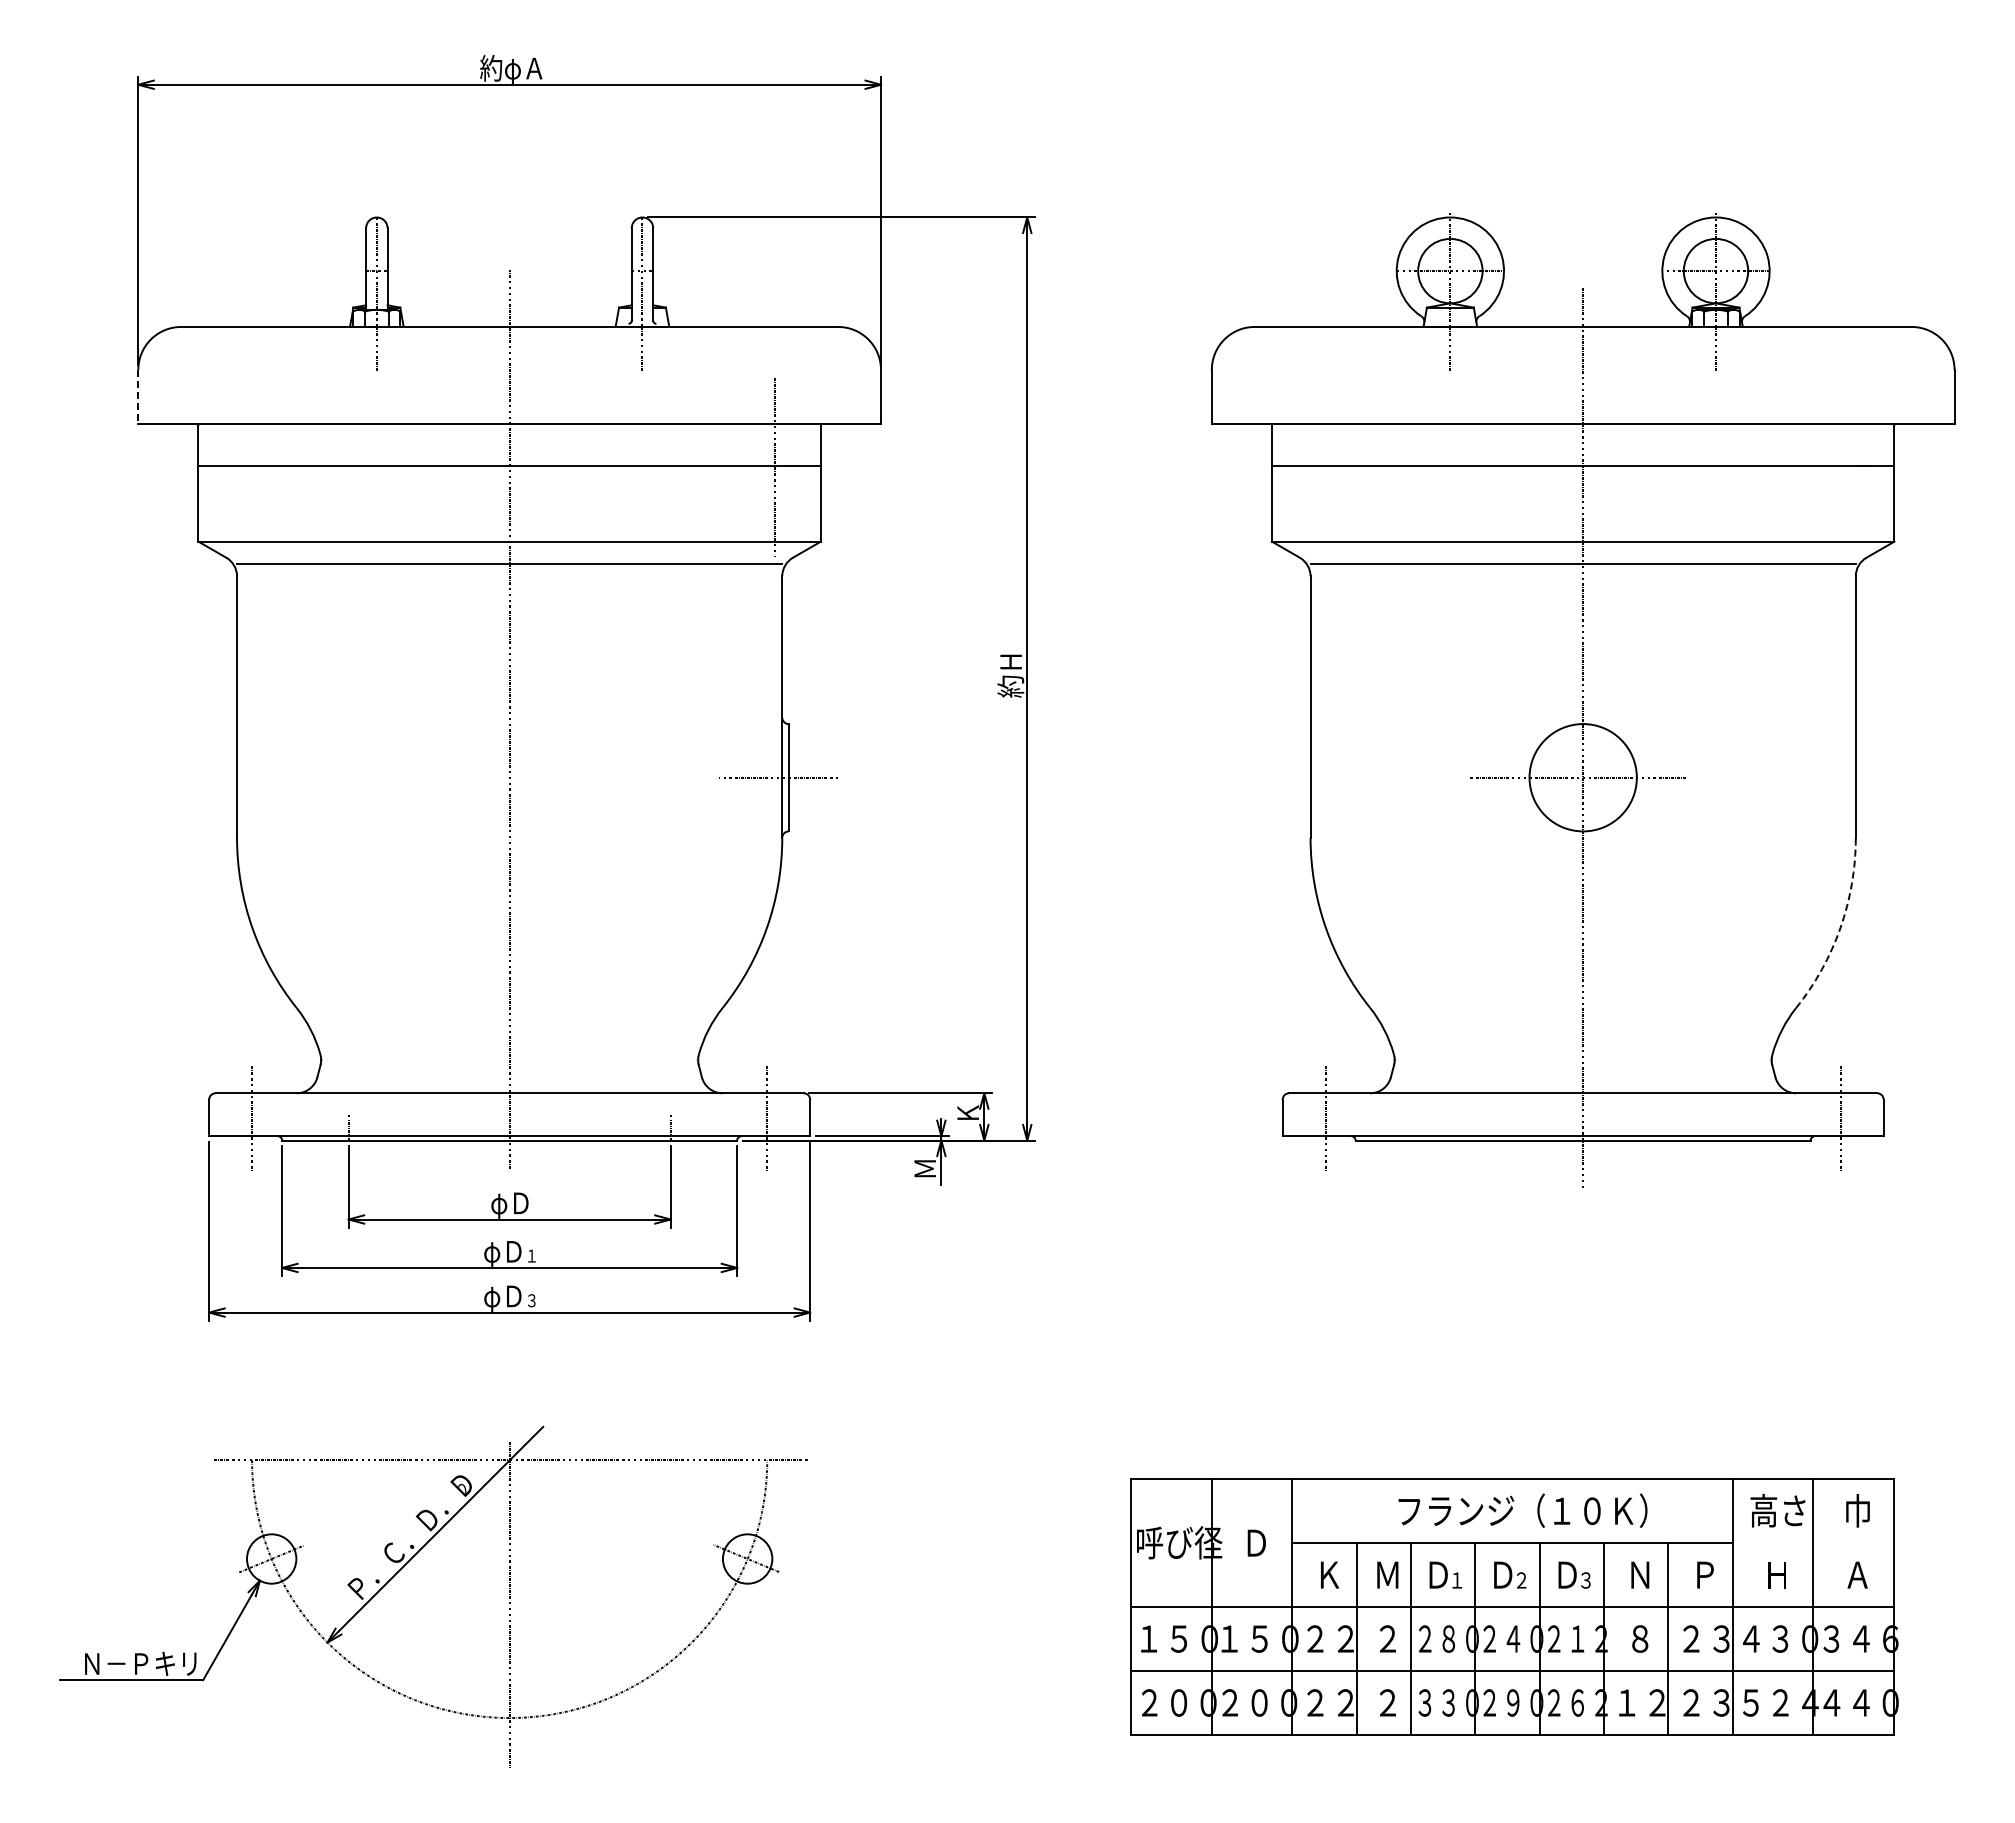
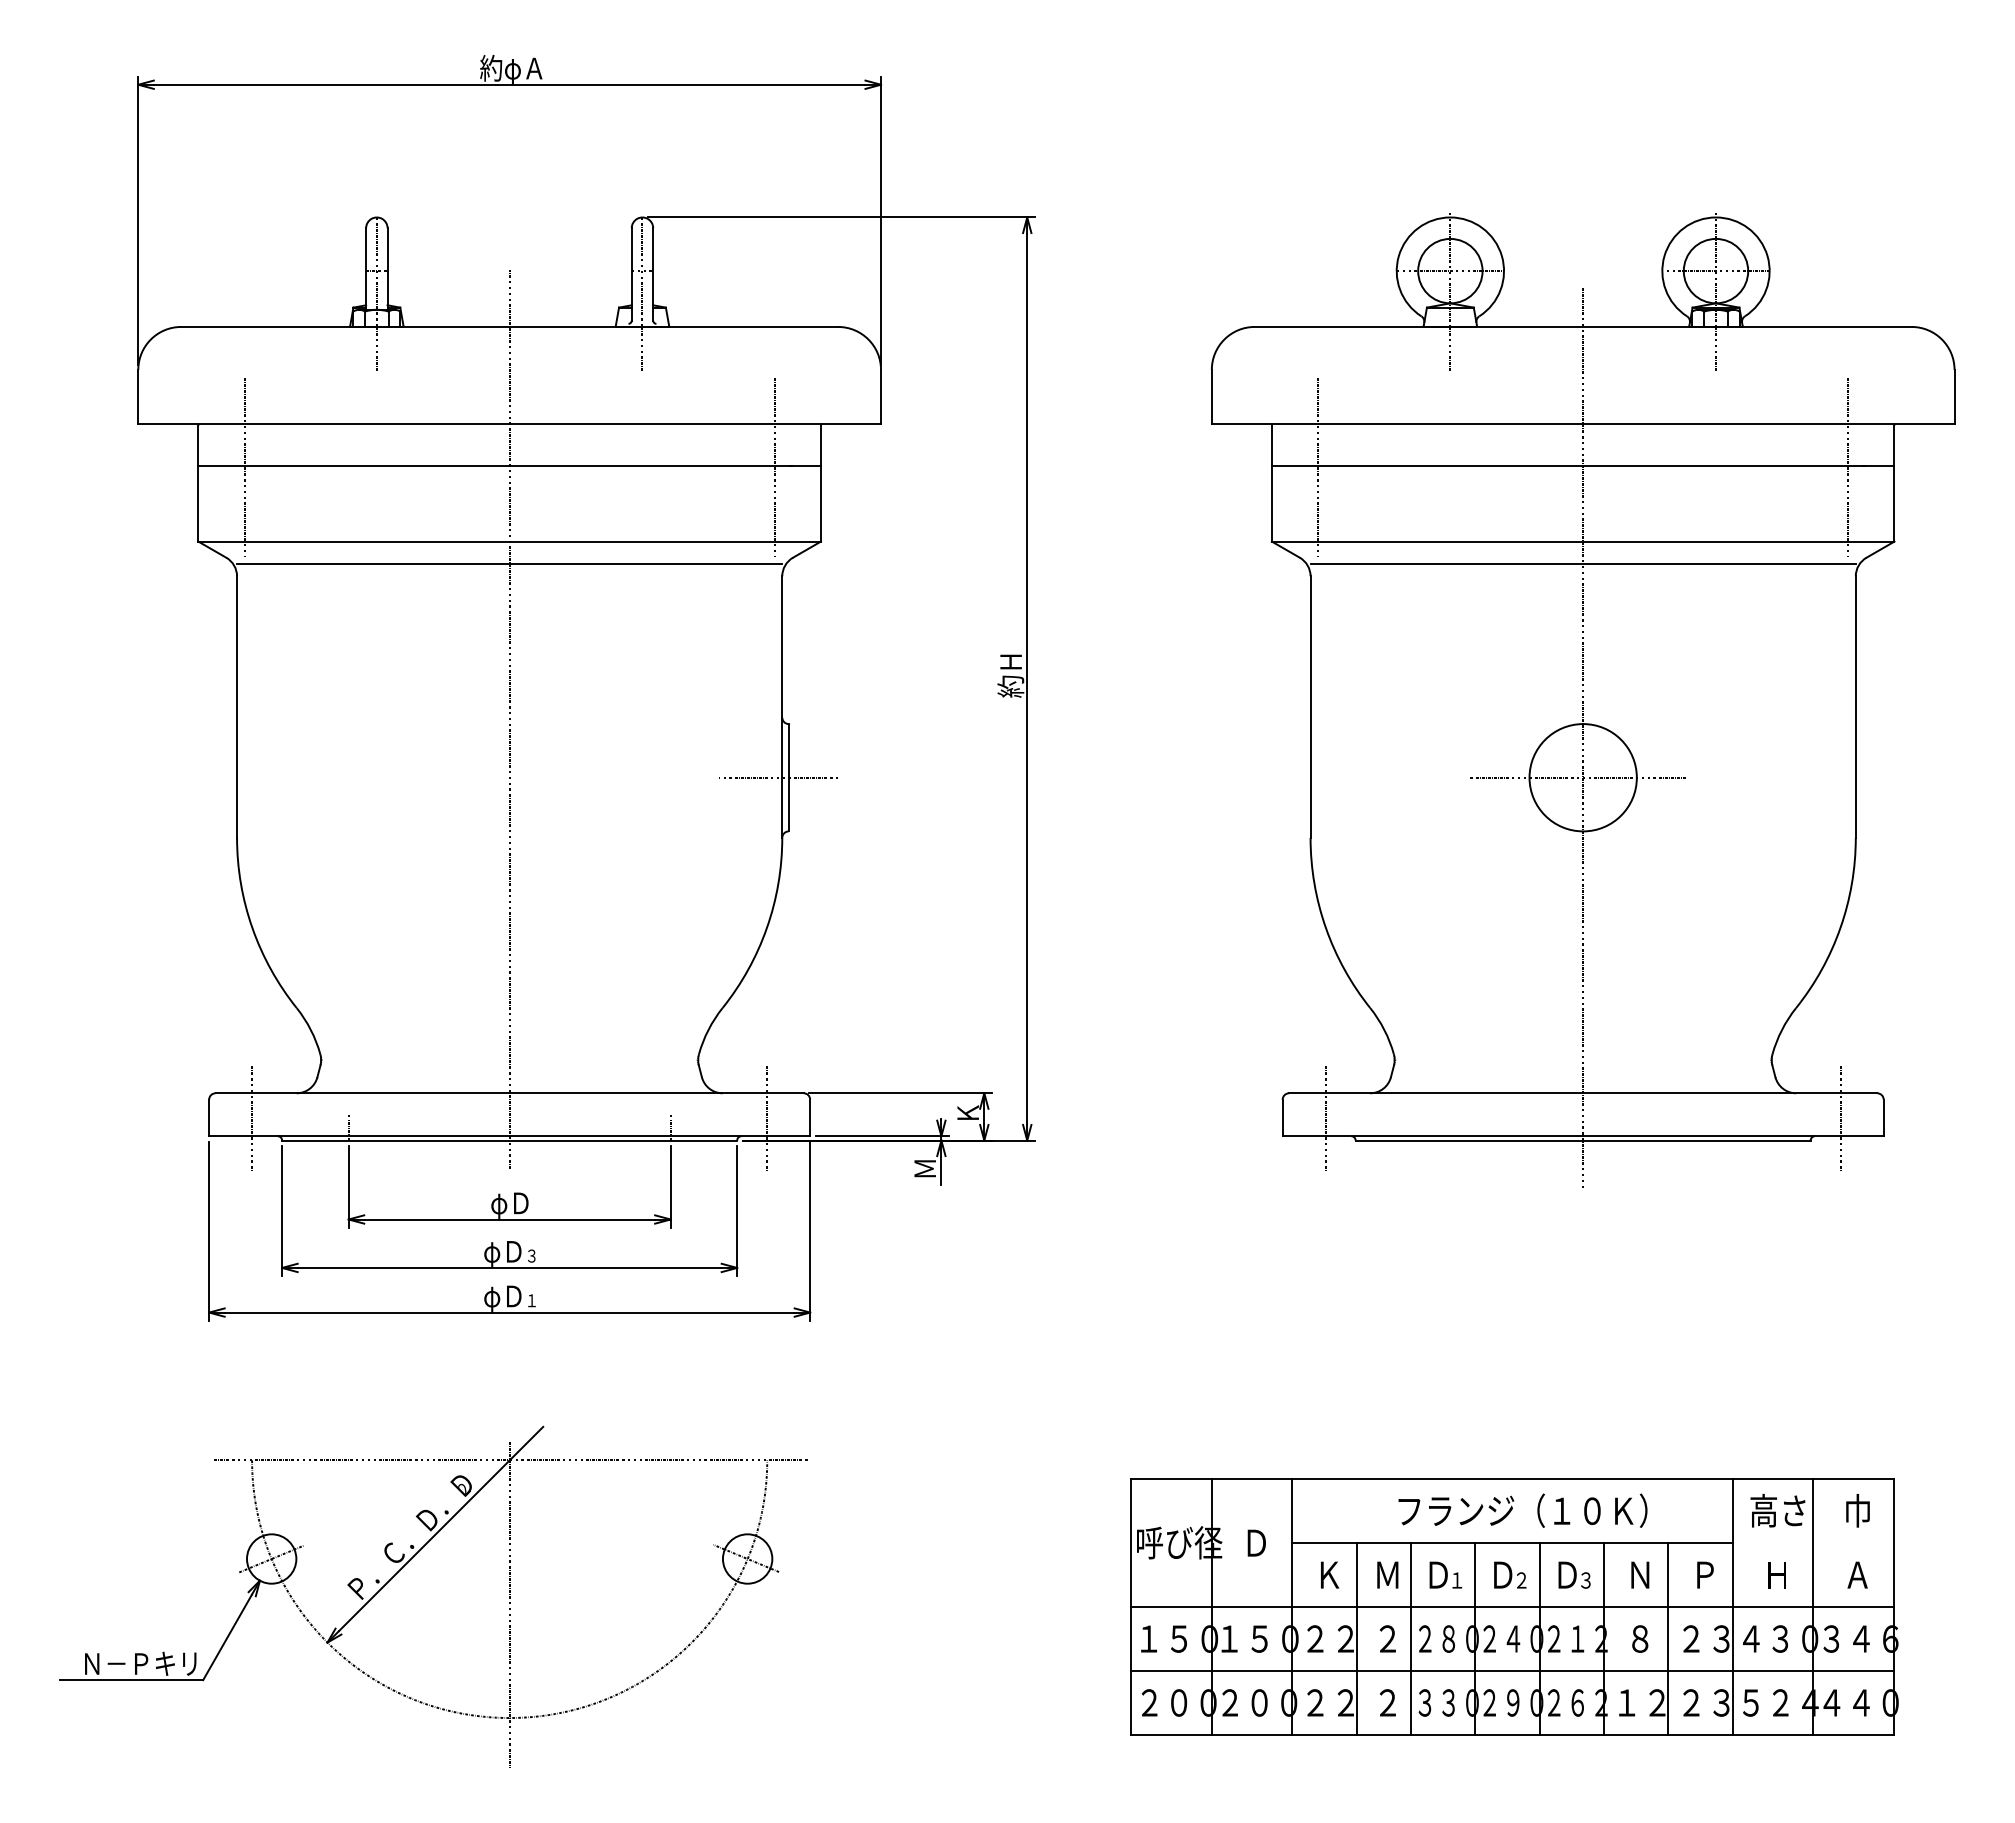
line: dashed -> solid (138, 396)
line: none -> present (244, 467)
line: none -> present (1318, 467)
line: none -> present (1848, 467)
arc: dashed -> solid (1840, 928)
text: １ -> ３ (531, 1255)
text: ３ -> １ (531, 1300)
